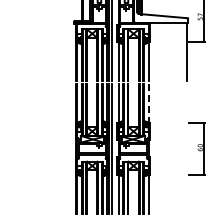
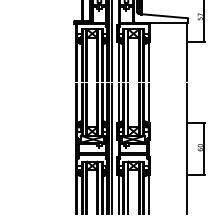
line: dashed -> solid (148, 103)
line: none -> present (186, 148)
